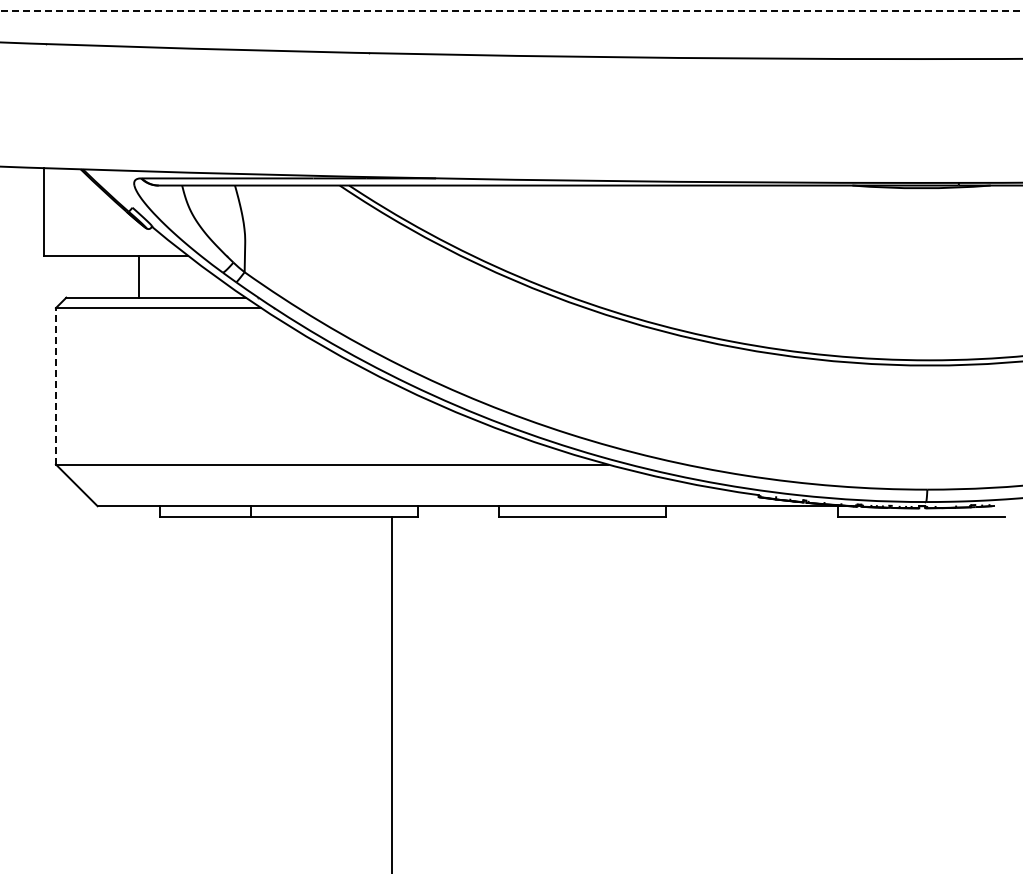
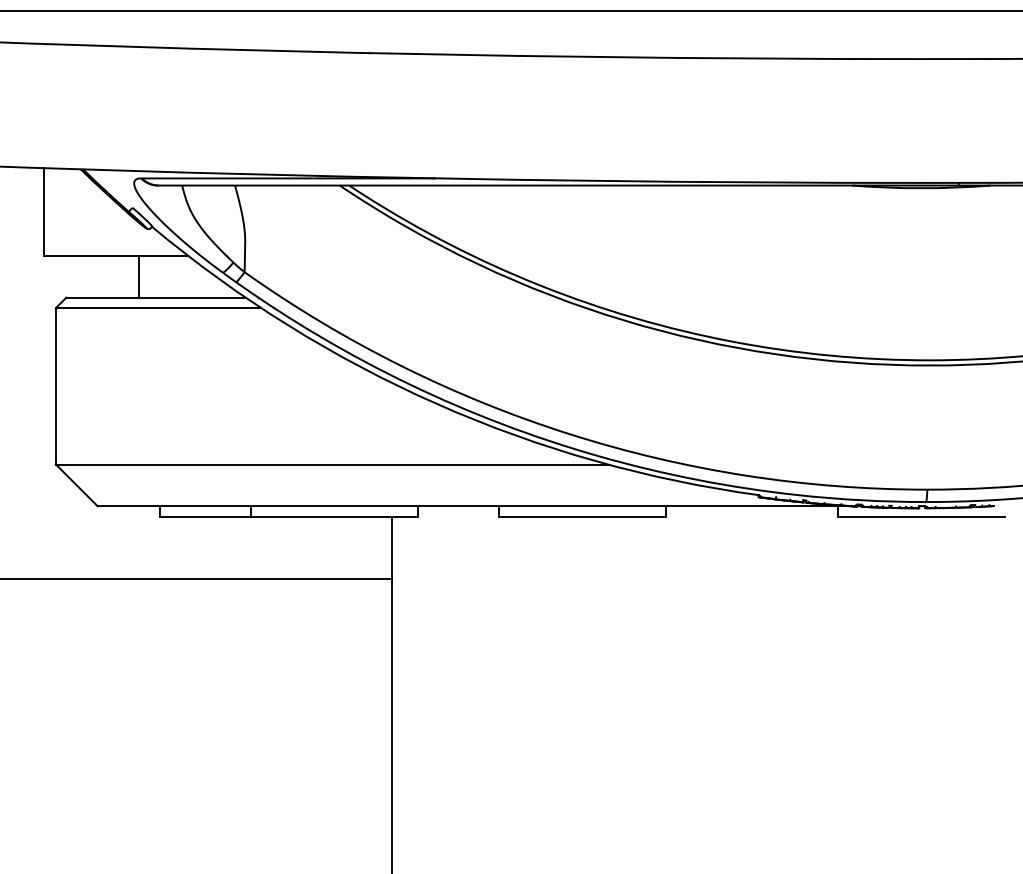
line: dashed -> solid (511, 11)
line: dashed -> solid (55, 385)
line: none -> present (196, 579)
